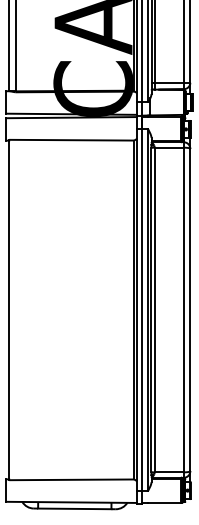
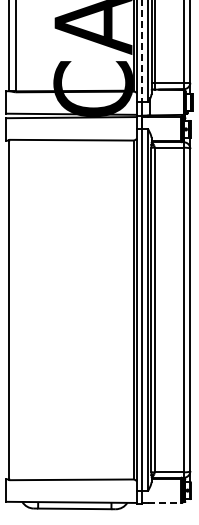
line: solid -> dashed (141, 51)
line: solid -> dashed (164, 503)
